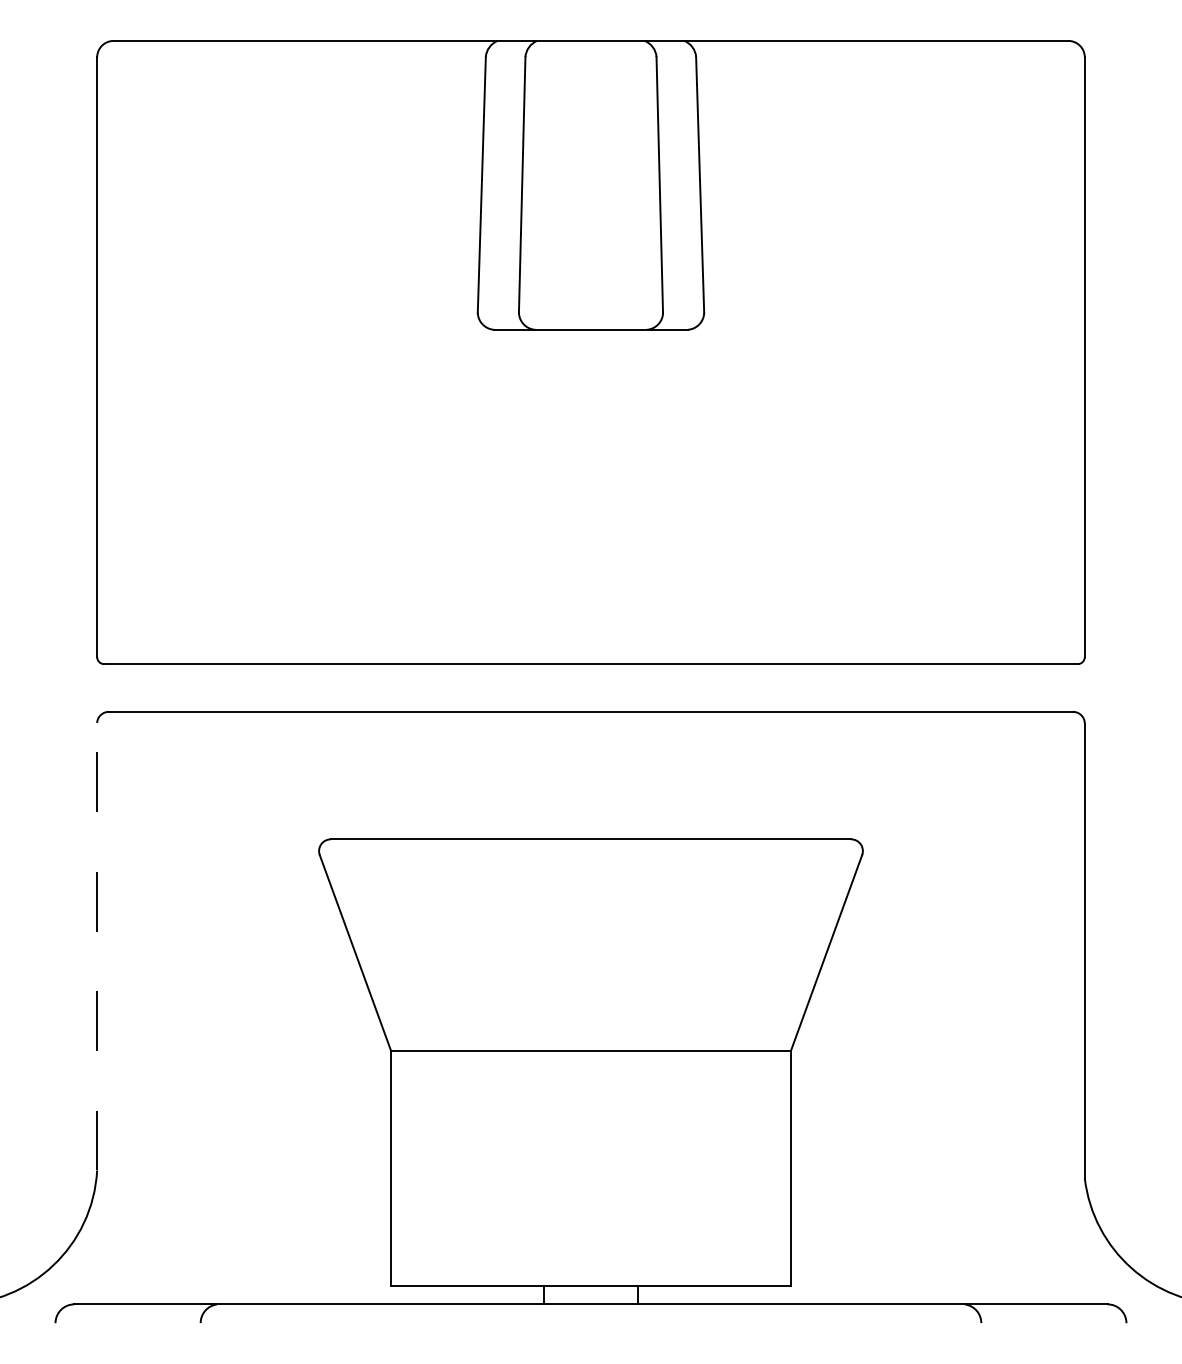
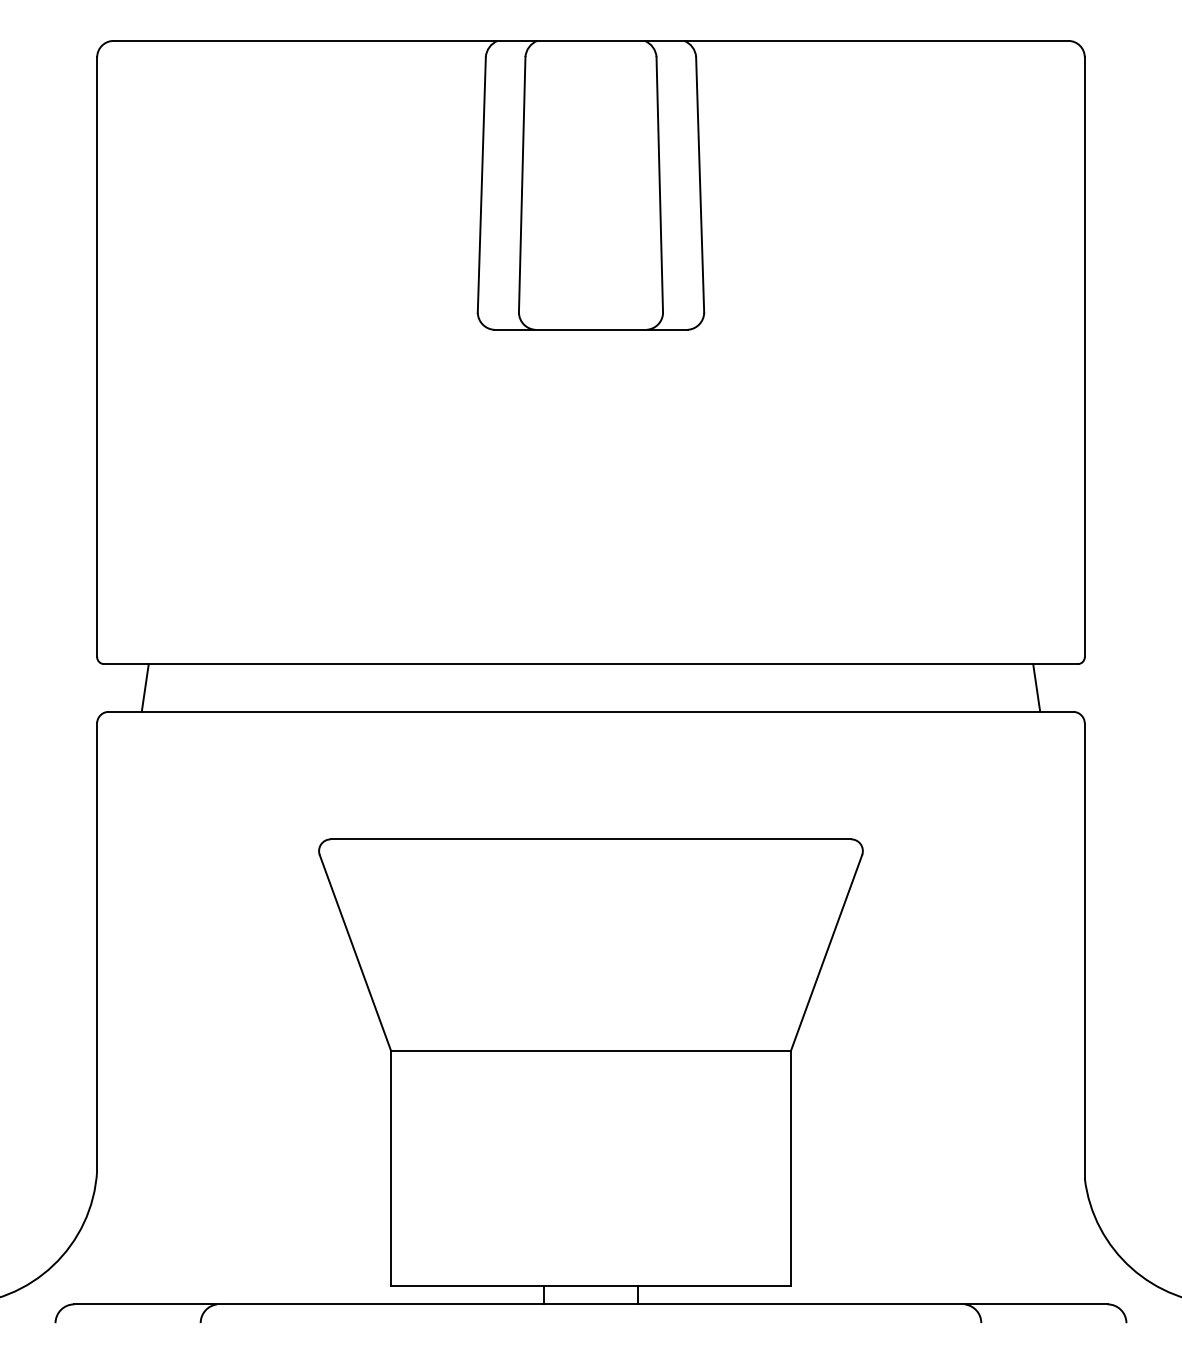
line: none -> present (144, 687)
line: none -> present (1036, 687)
line: dashed -> solid (97, 946)
